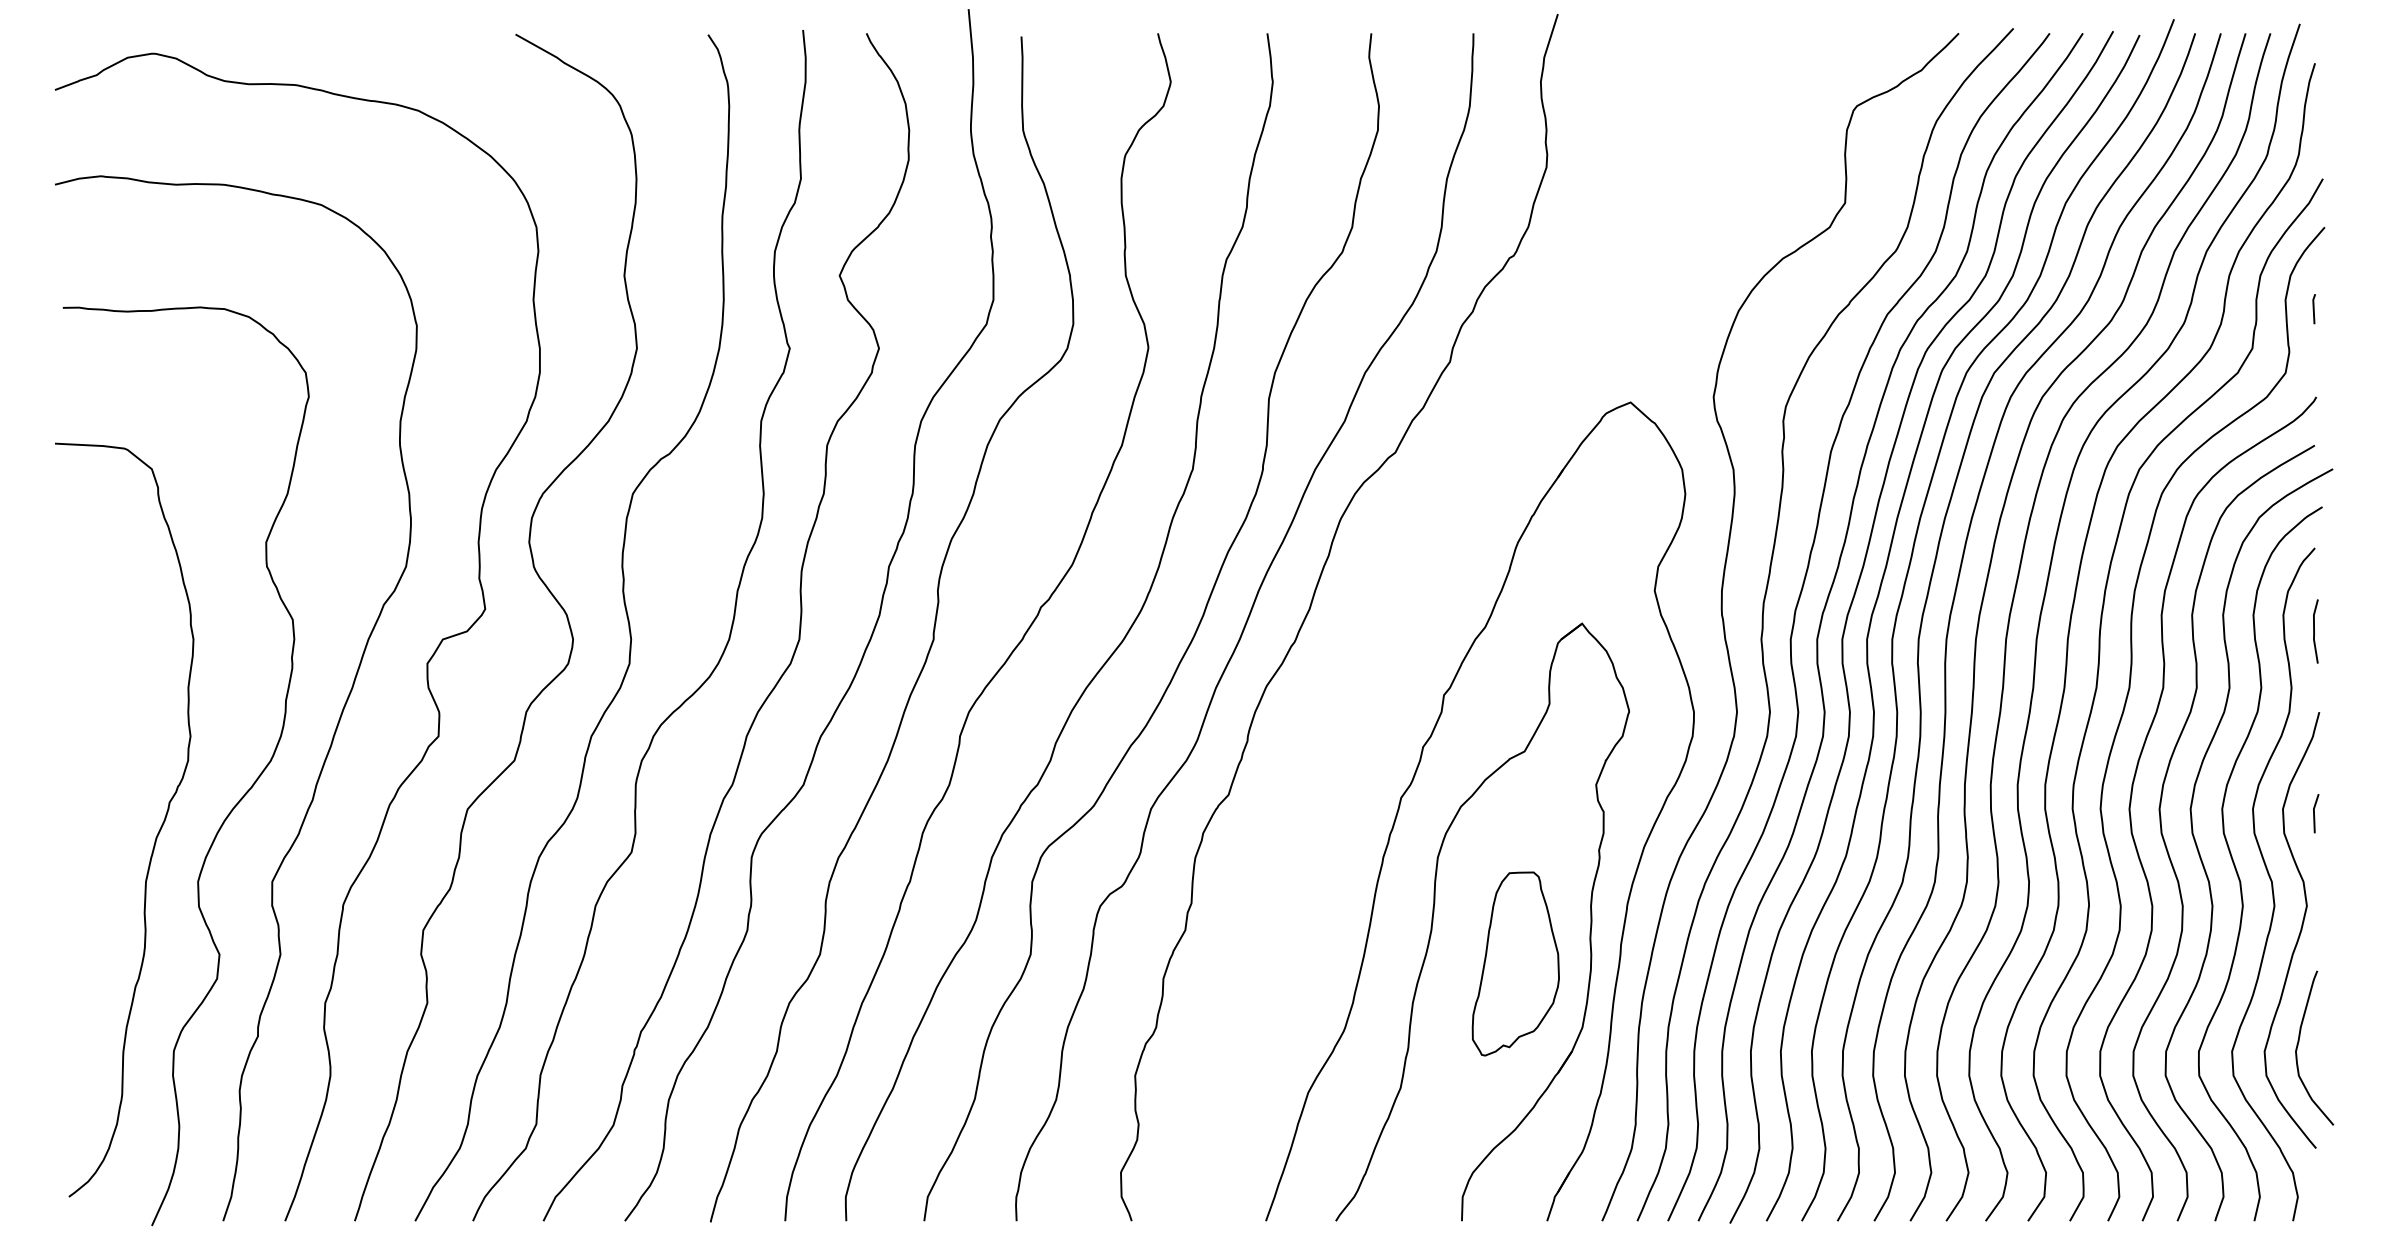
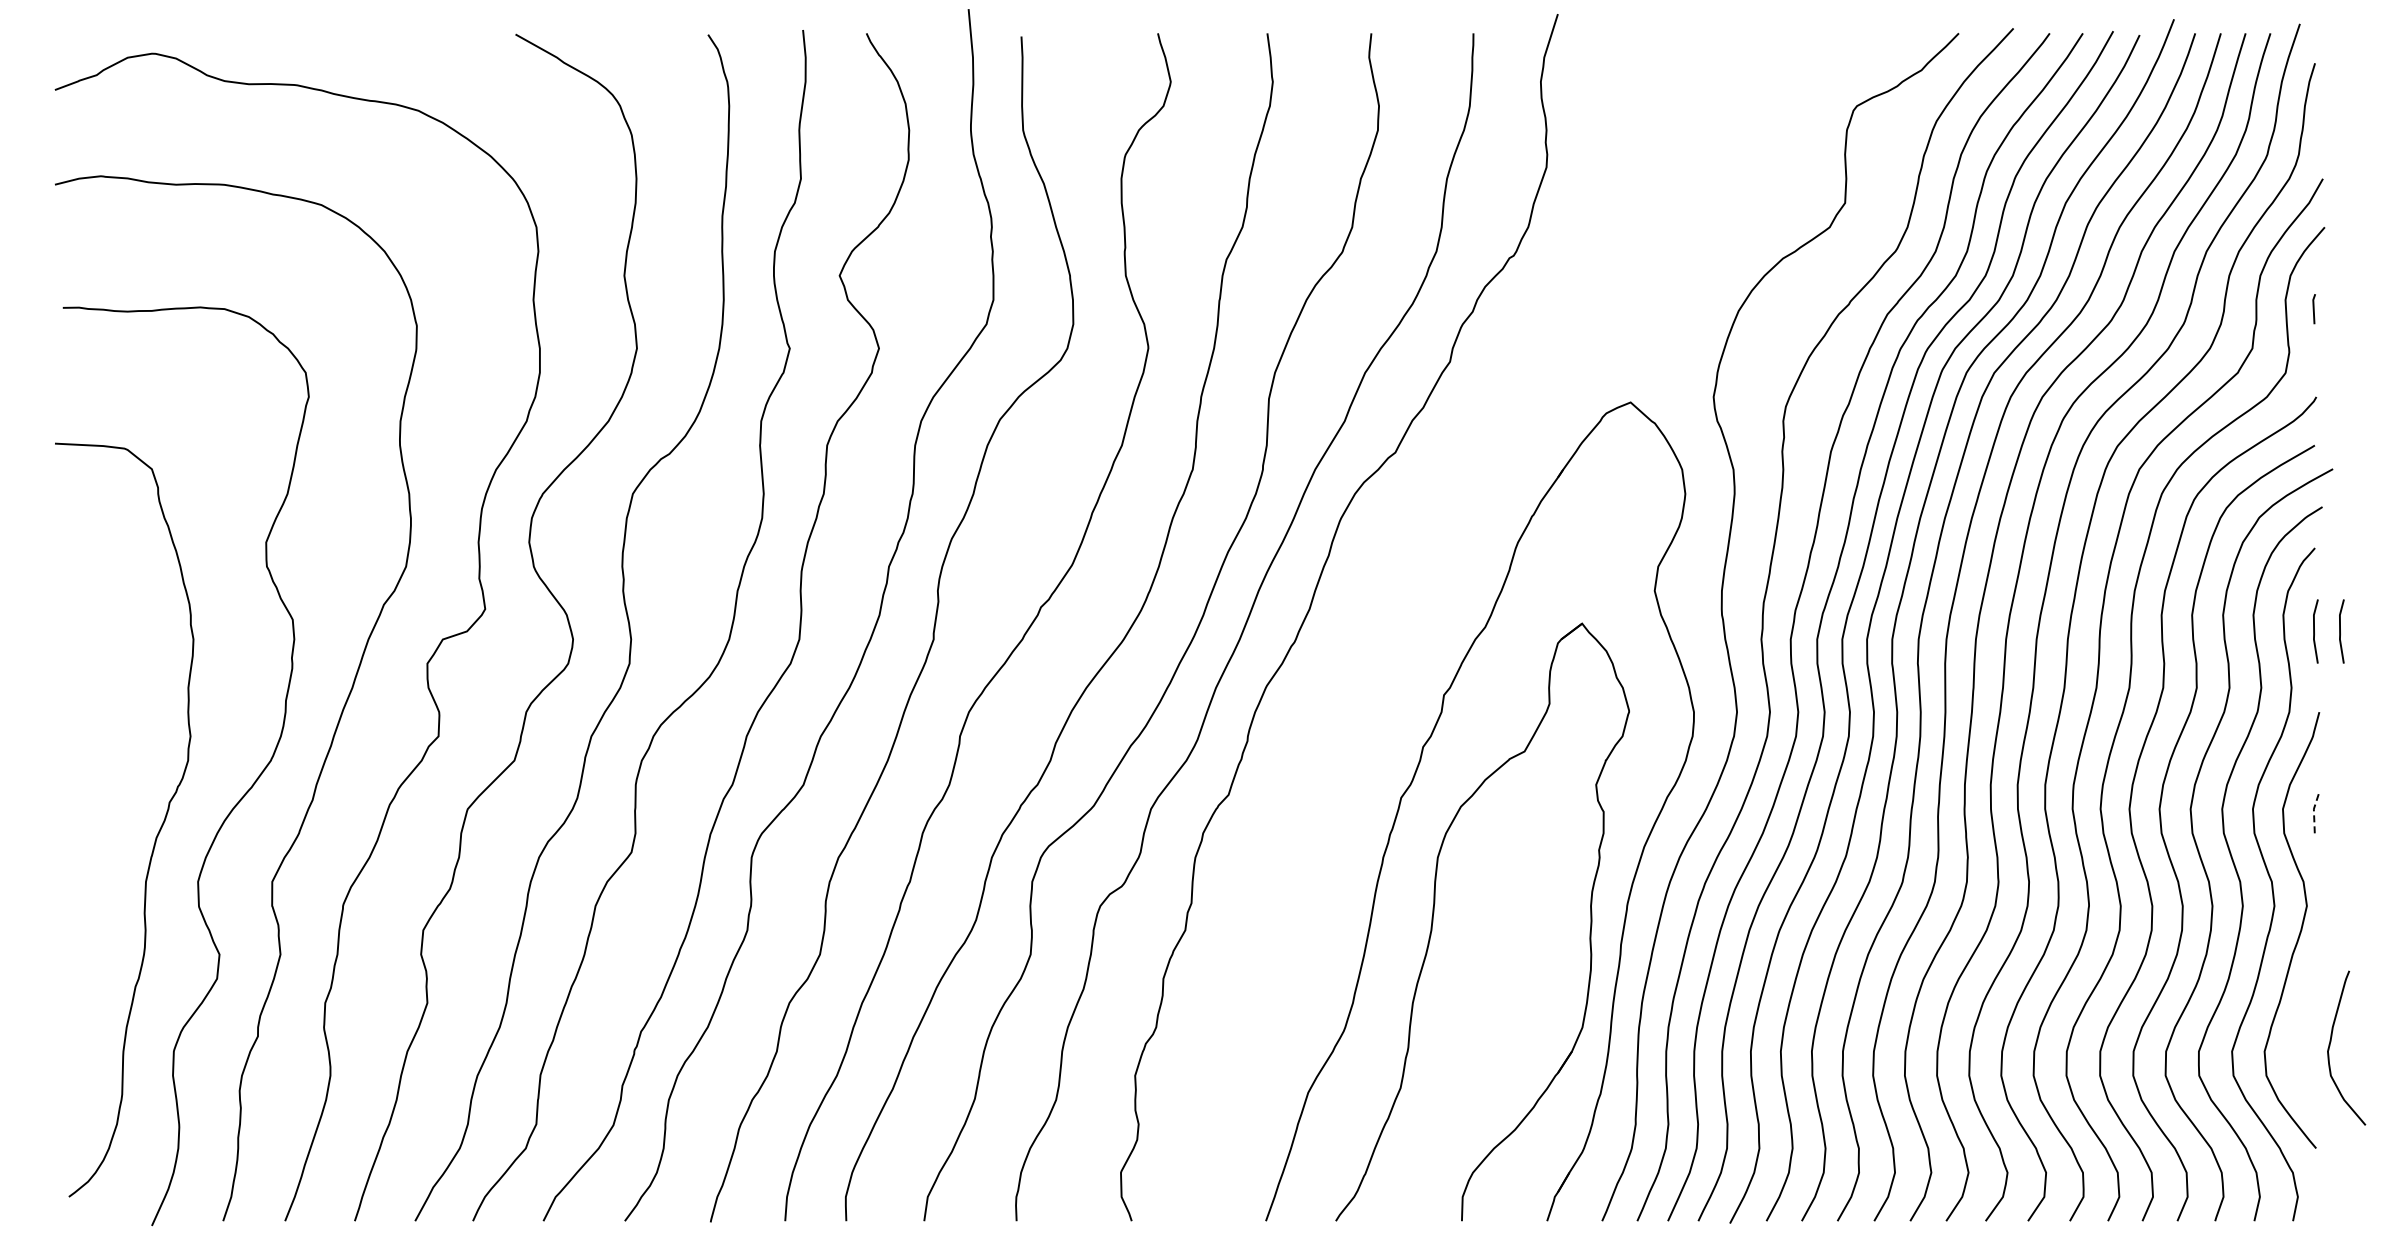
line: none -> present (2340, 631)
line: solid -> dashed (2314, 812)
part: present -> none (1515, 963)
curve position: (2299, 1042) -> (2331, 1042) (2331, 1042)
